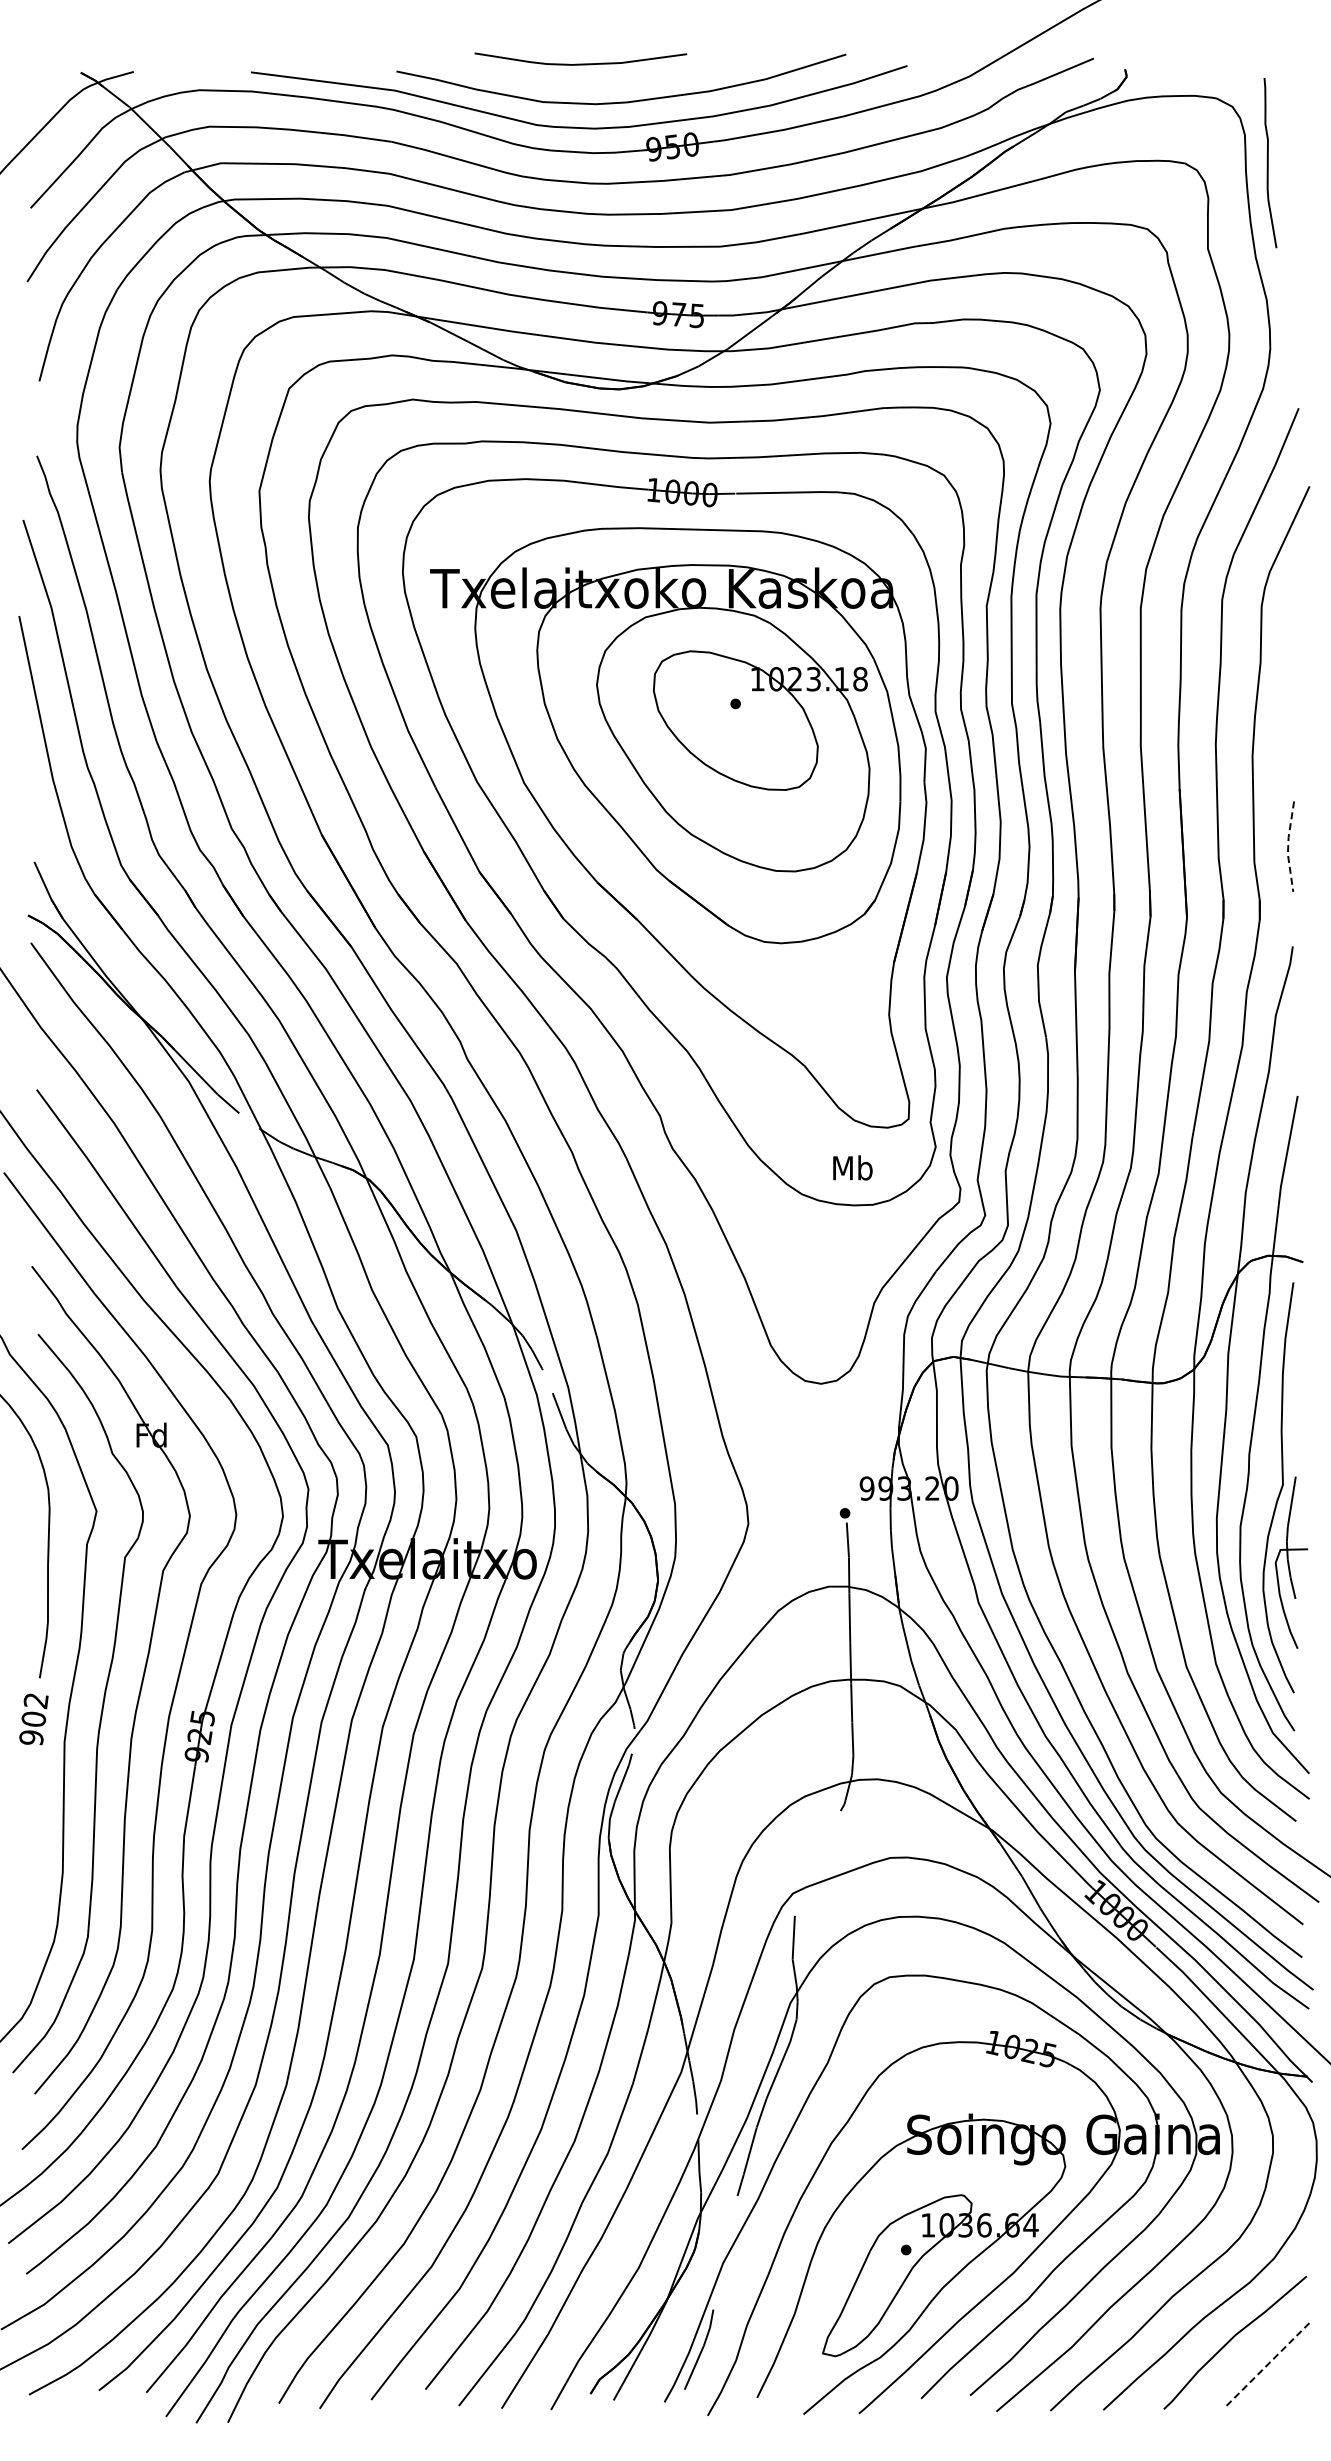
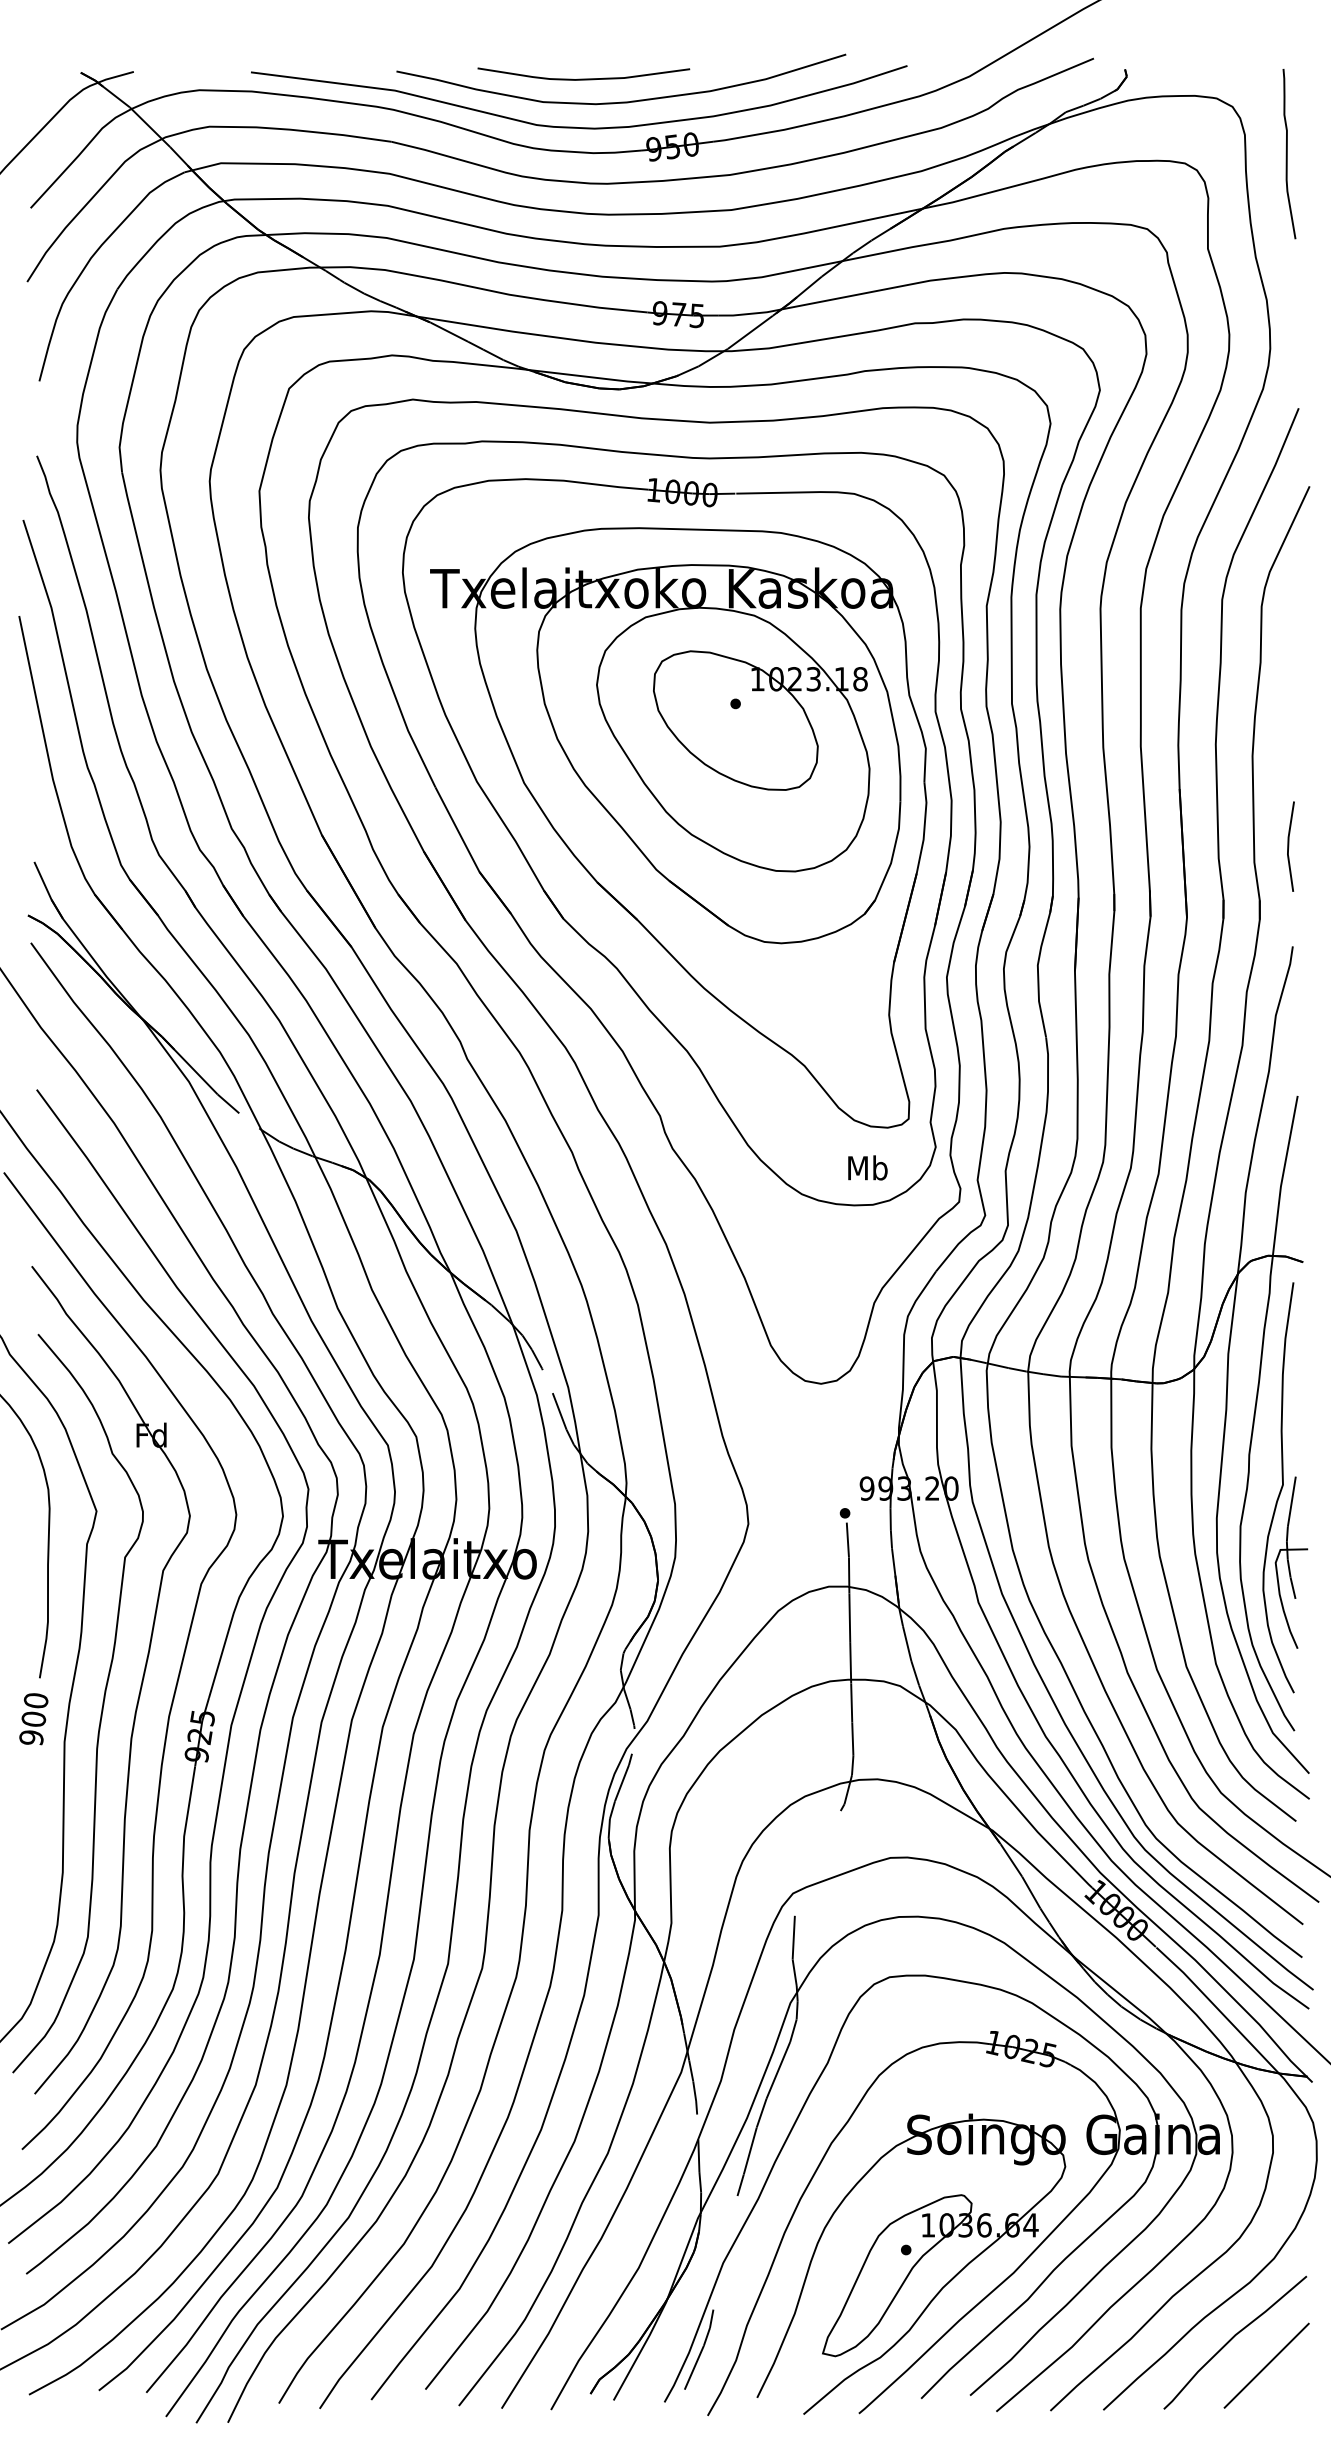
curve position: (580, 63) -> (583, 78) (583, 78)
curve position: (1268, 163) -> (1287, 154) (1287, 154)
line: dashed -> solid (1288, 846)
text position: (852, 1167) -> (867, 1167) (867, 1167)
text: 902 -> 900 (35, 1701)
line: dashed -> solid (1266, 2366)
